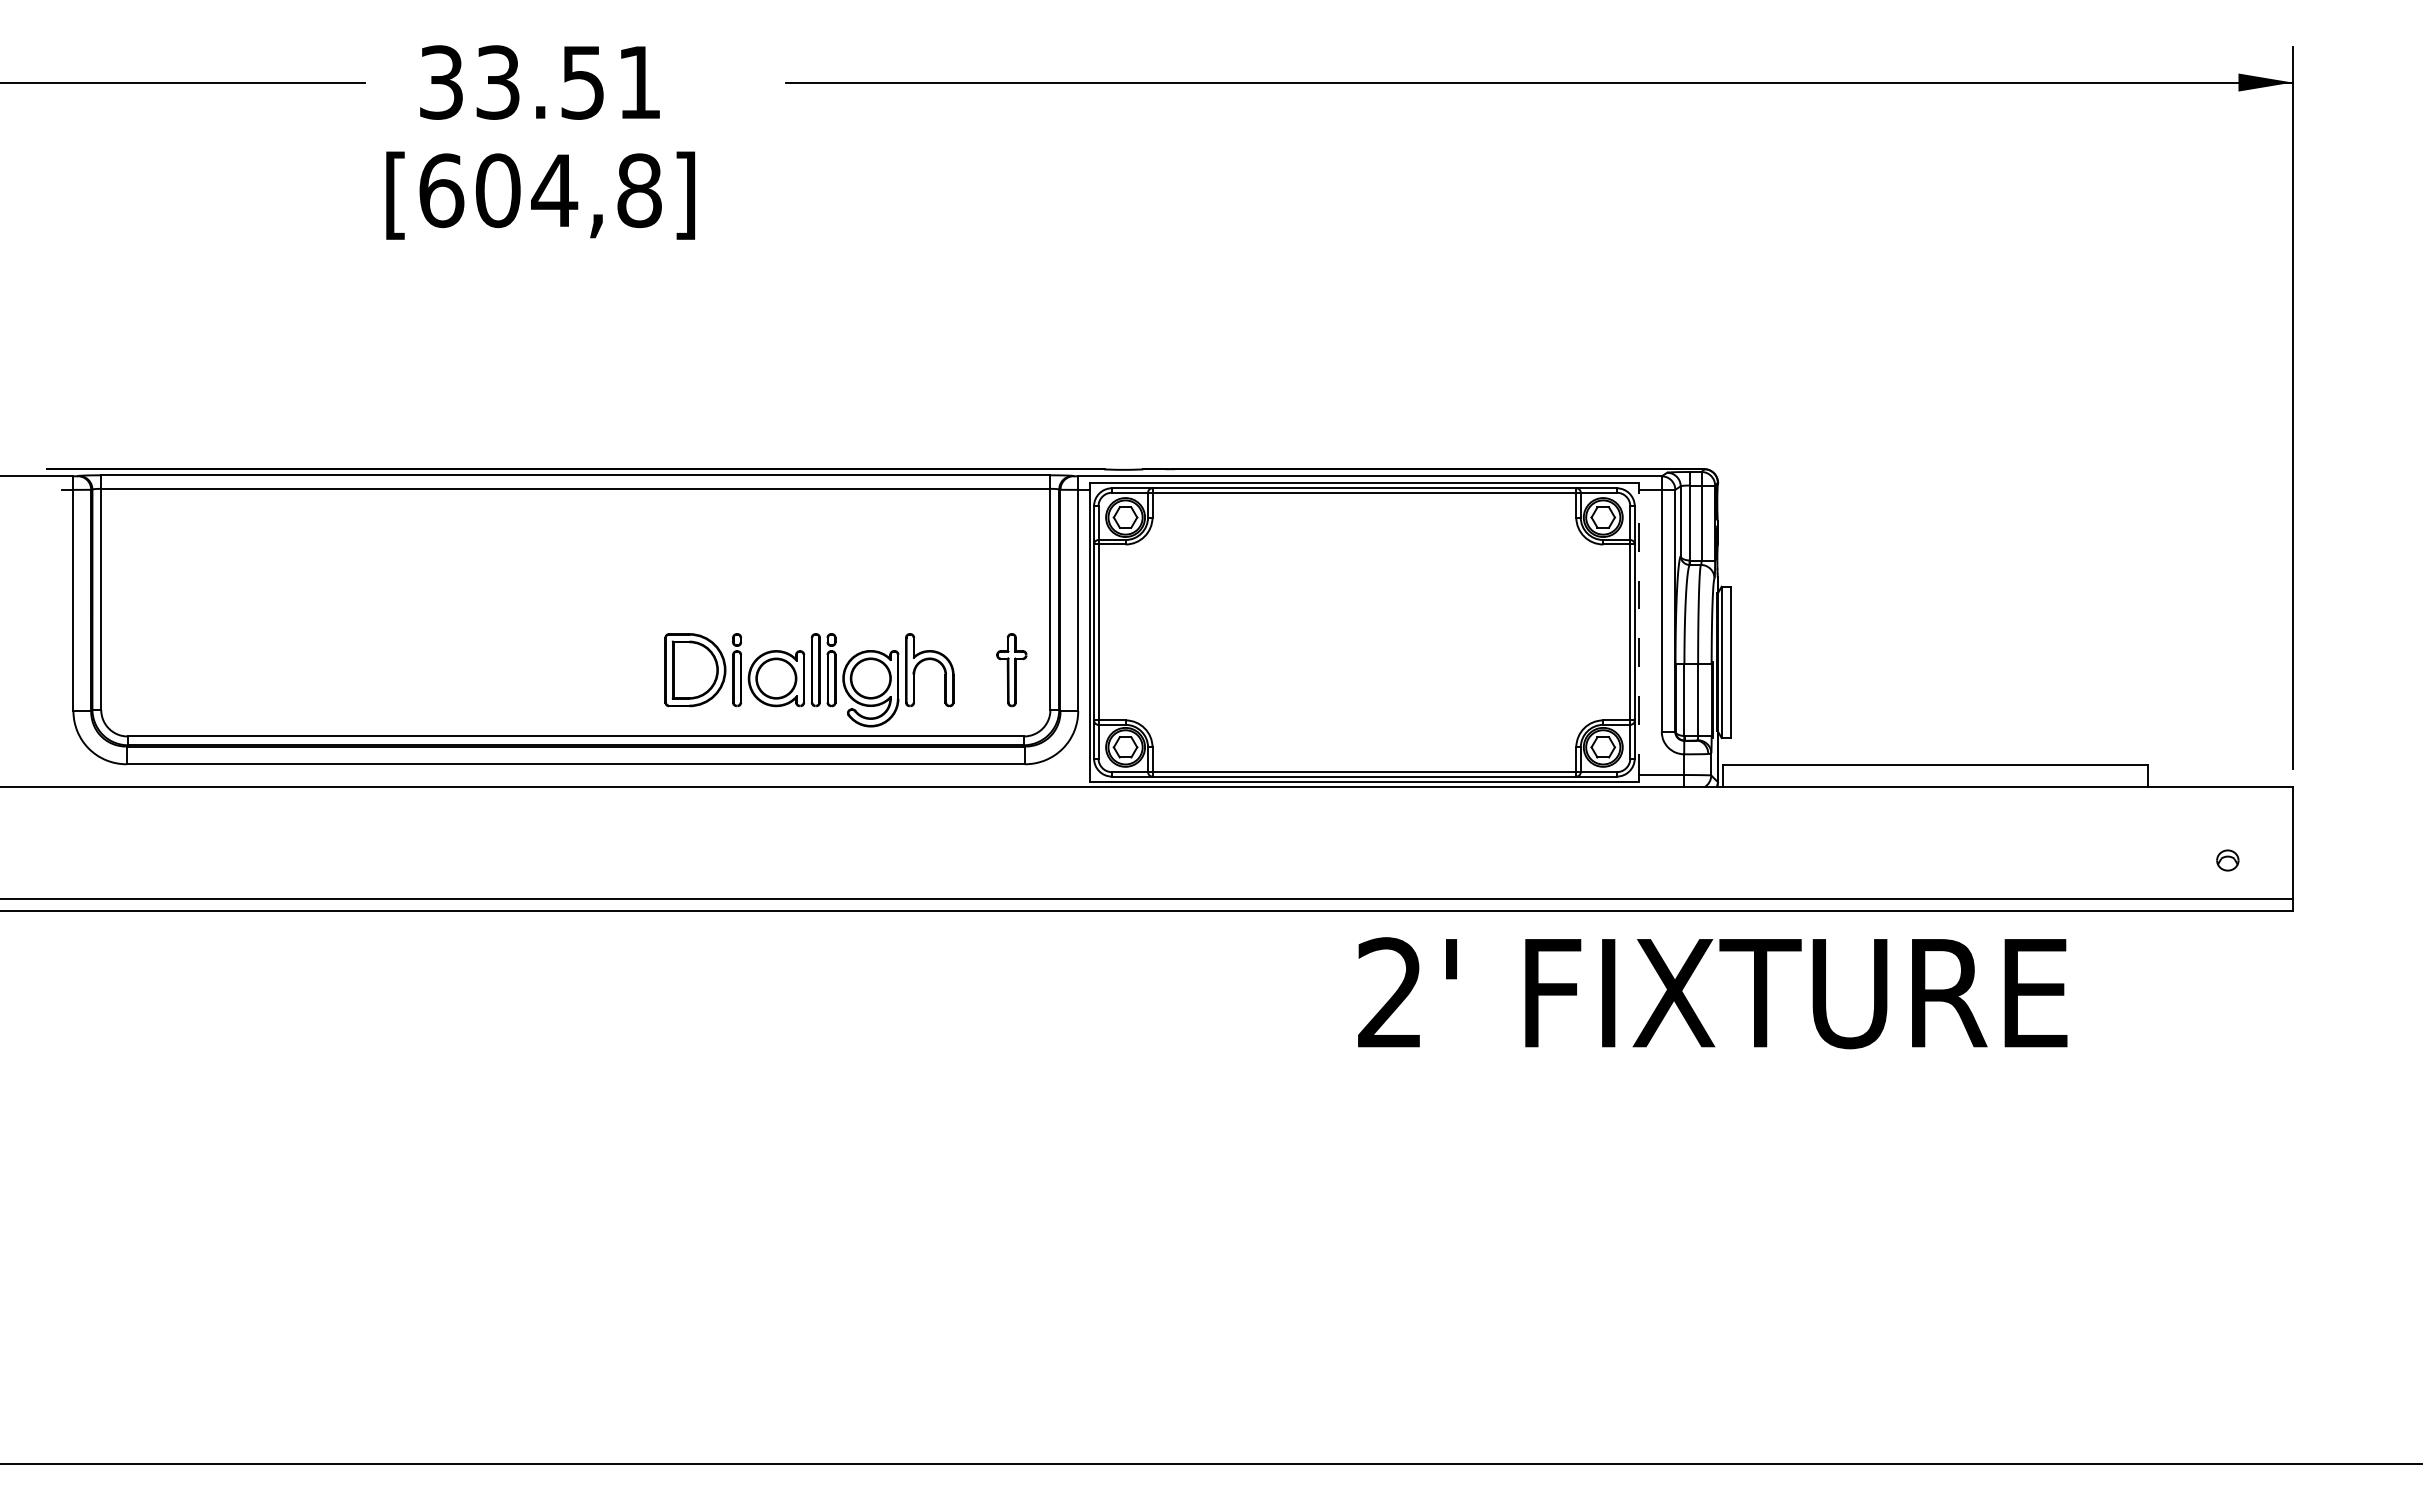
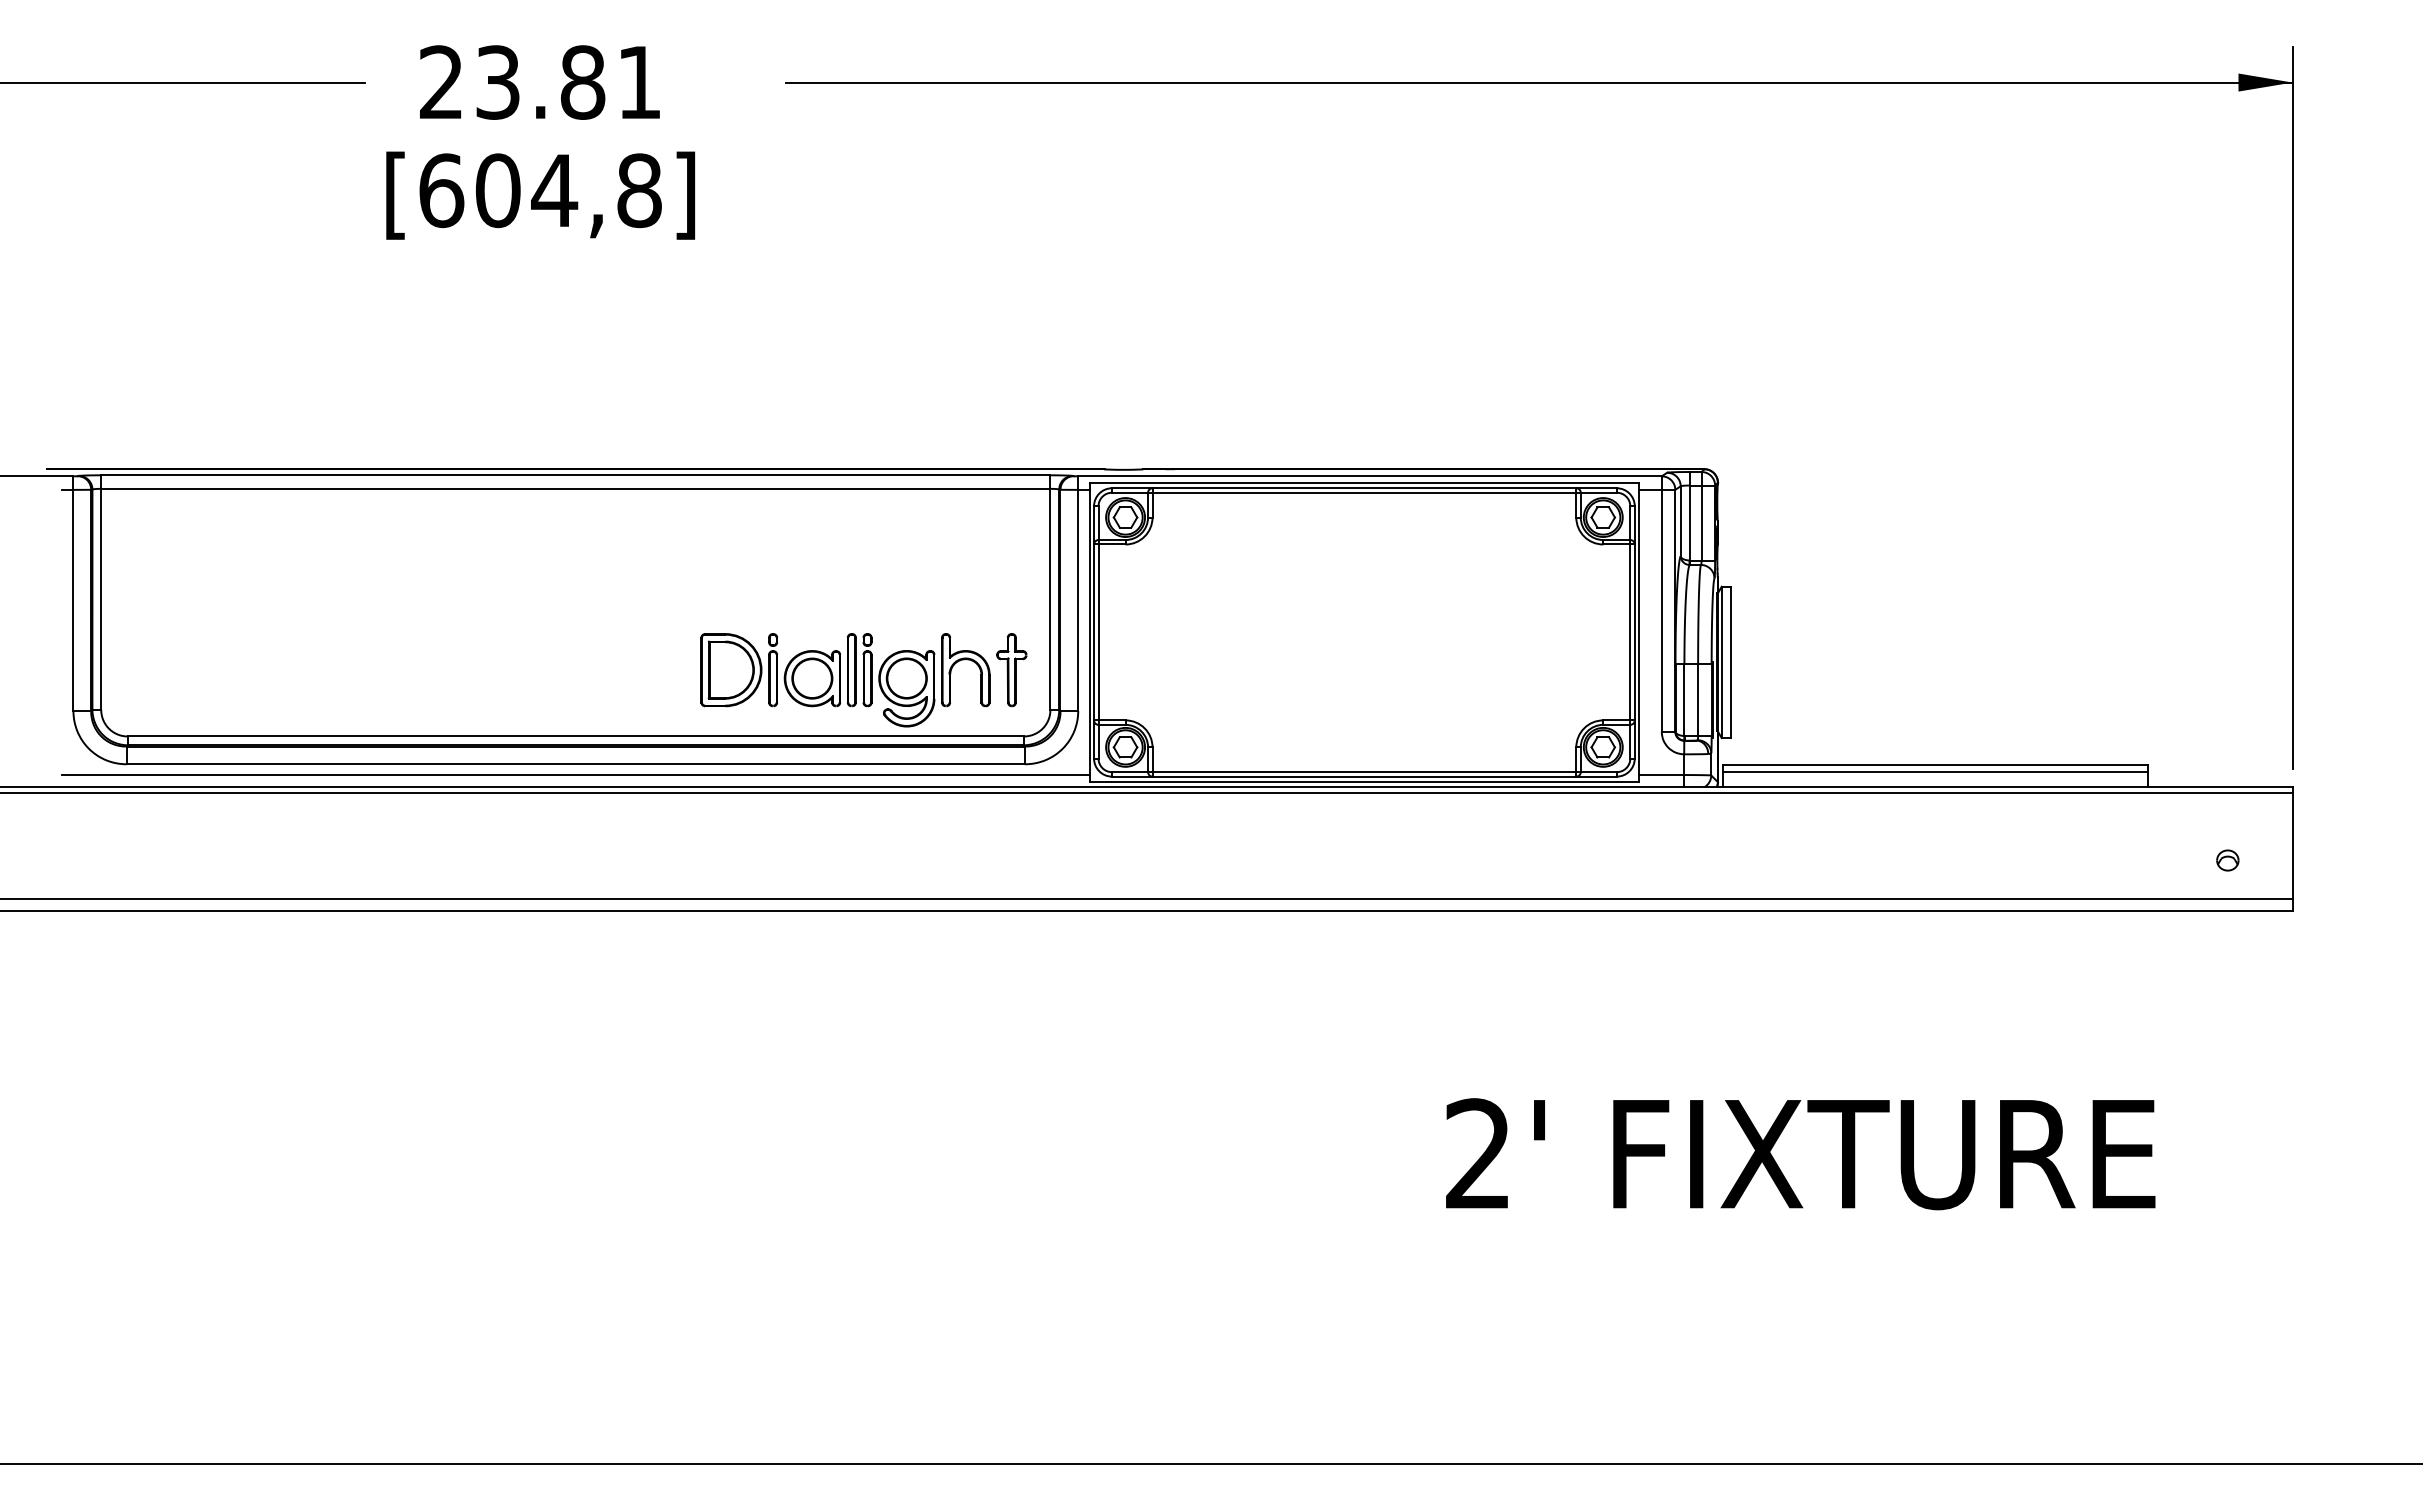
text: 33.51 -> 23.81 (512, 82)
line: dashed -> solid (1639, 632)
part position: (809, 680) -> (845, 680) (845, 680)
line: none -> present (1935, 772)
line: none -> present (575, 775)
line: none -> present (1147, 793)
text position: (1712, 993) -> (1800, 1154) (1800, 1154)
